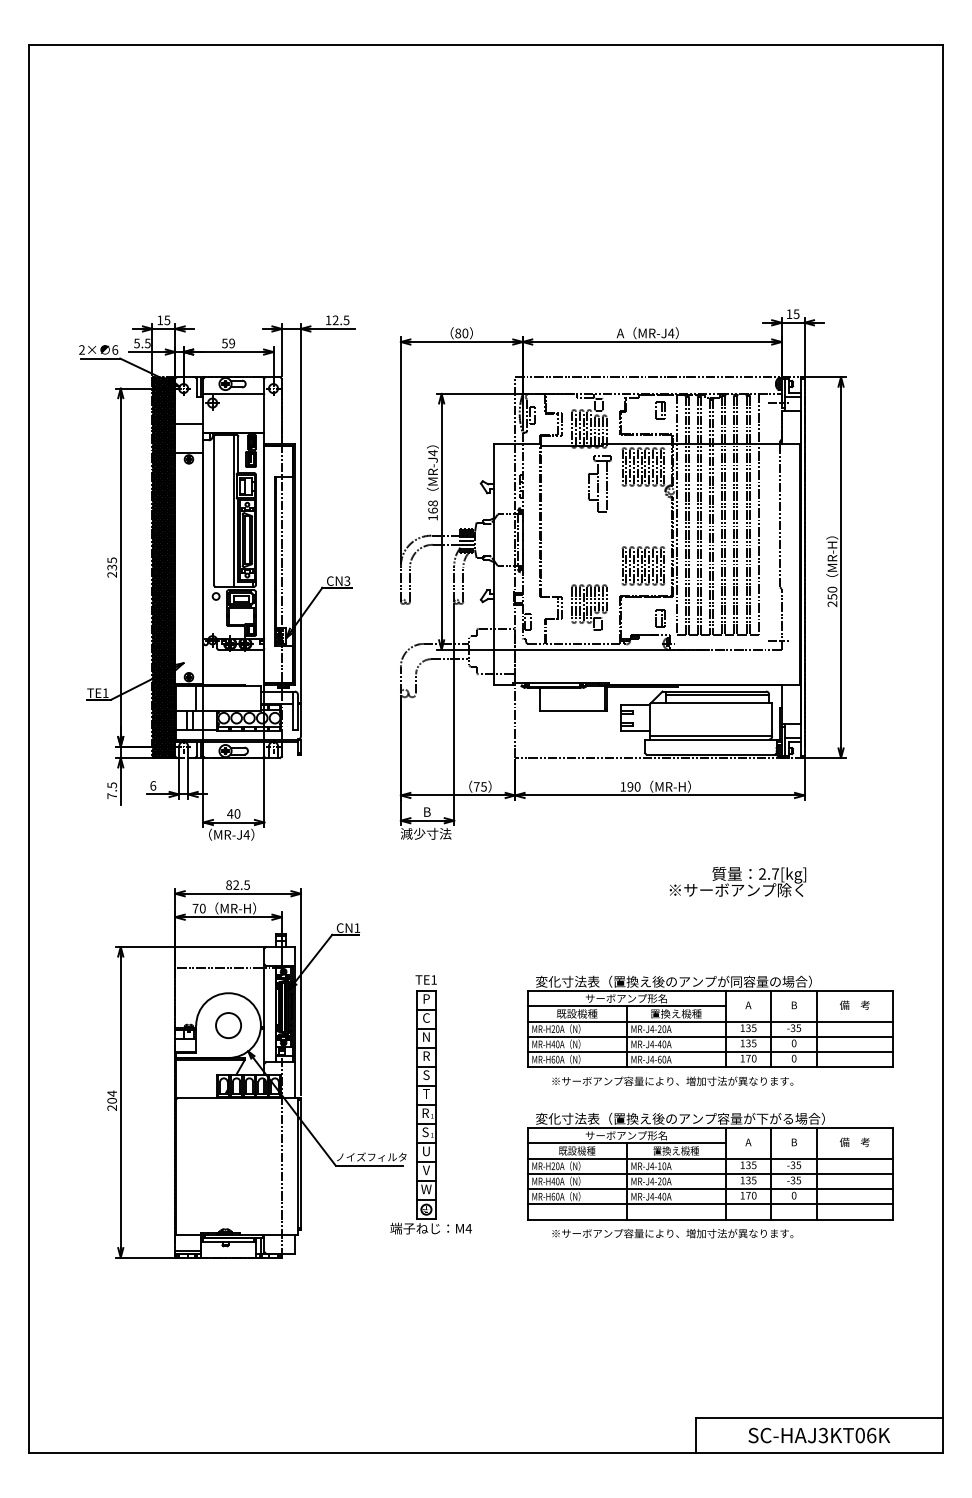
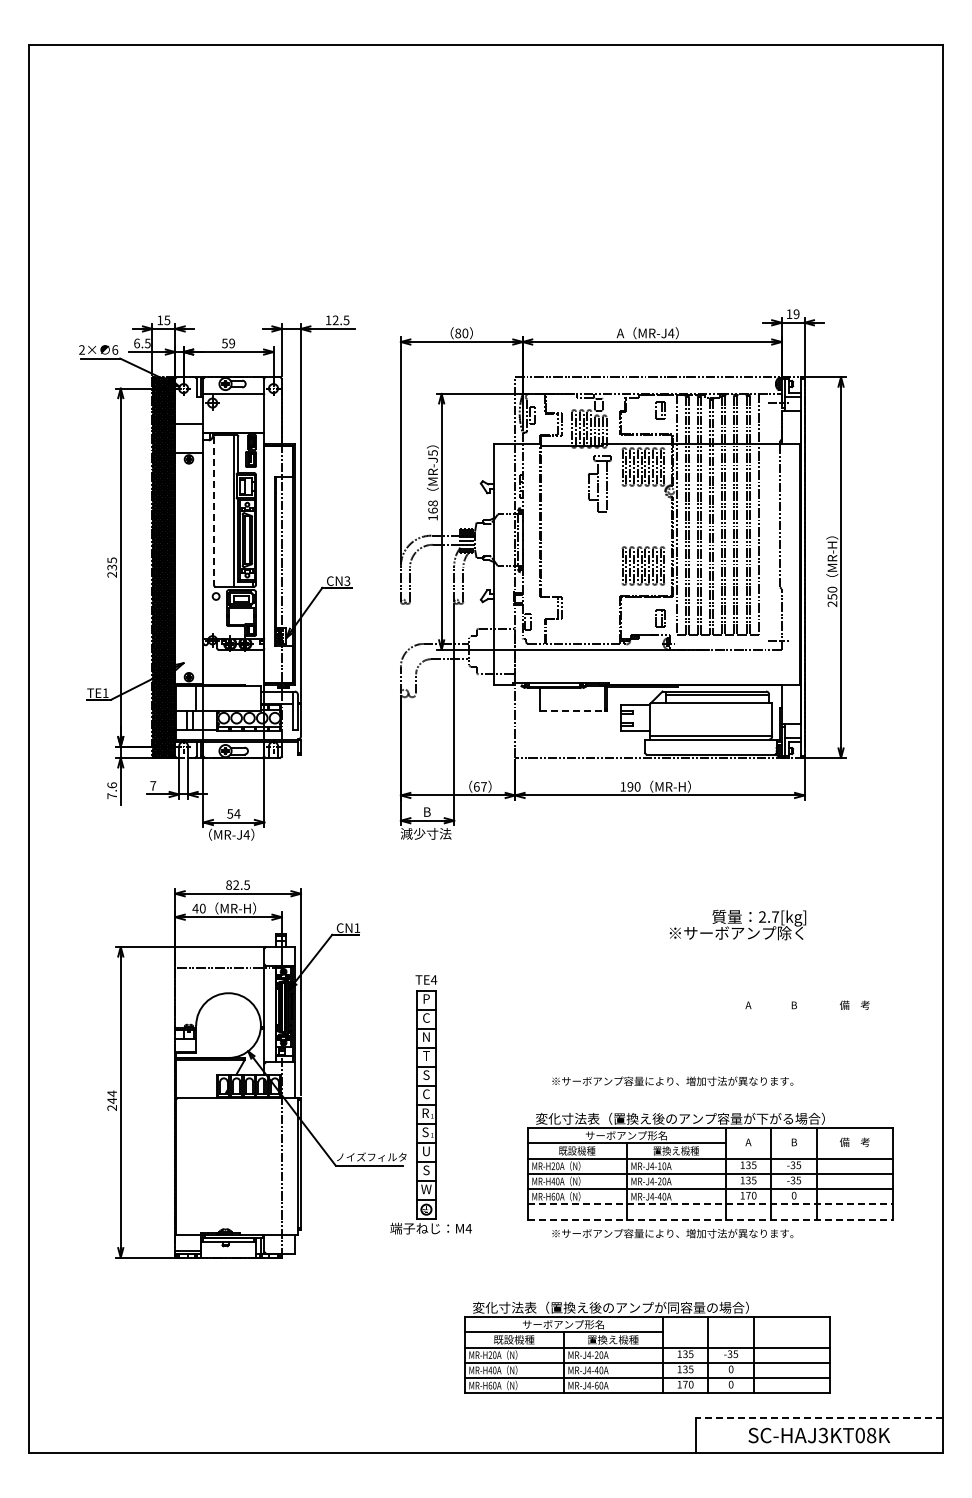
text: 15 -> 19 (796, 313)
text: 5.5 -> 6.5 (136, 343)
text: MR-J4 -> MR-J5 (432, 452)
line: solid -> dashed (213, 511)
part: present -> none (589, 607)
line: solid -> dashed (572, 710)
text: 7.5 -> 7.6 (111, 785)
text: 6 -> 7 (153, 785)
text: 75 -> 67 (479, 786)
text: 40 -> 54 (233, 813)
text position: (737, 881) -> (737, 924) (737, 924)
text: 70 -> 40 (195, 908)
text: TE1 -> TE4 (433, 979)
part position: (710, 1021) -> (647, 1347) (647, 1347)
circle: present -> none (228, 1025)
text: R -> T (426, 1055)
text: T -> C (426, 1094)
text: 204 -> 244 (112, 1100)
text: V -> S (426, 1170)
line: solid -> dashed (710, 1204)
line: solid -> dashed (710, 1219)
line: solid -> dashed (819, 1418)
text: SC-HAJ3KT06K -> SC-HAJ3KT08K (871, 1435)
